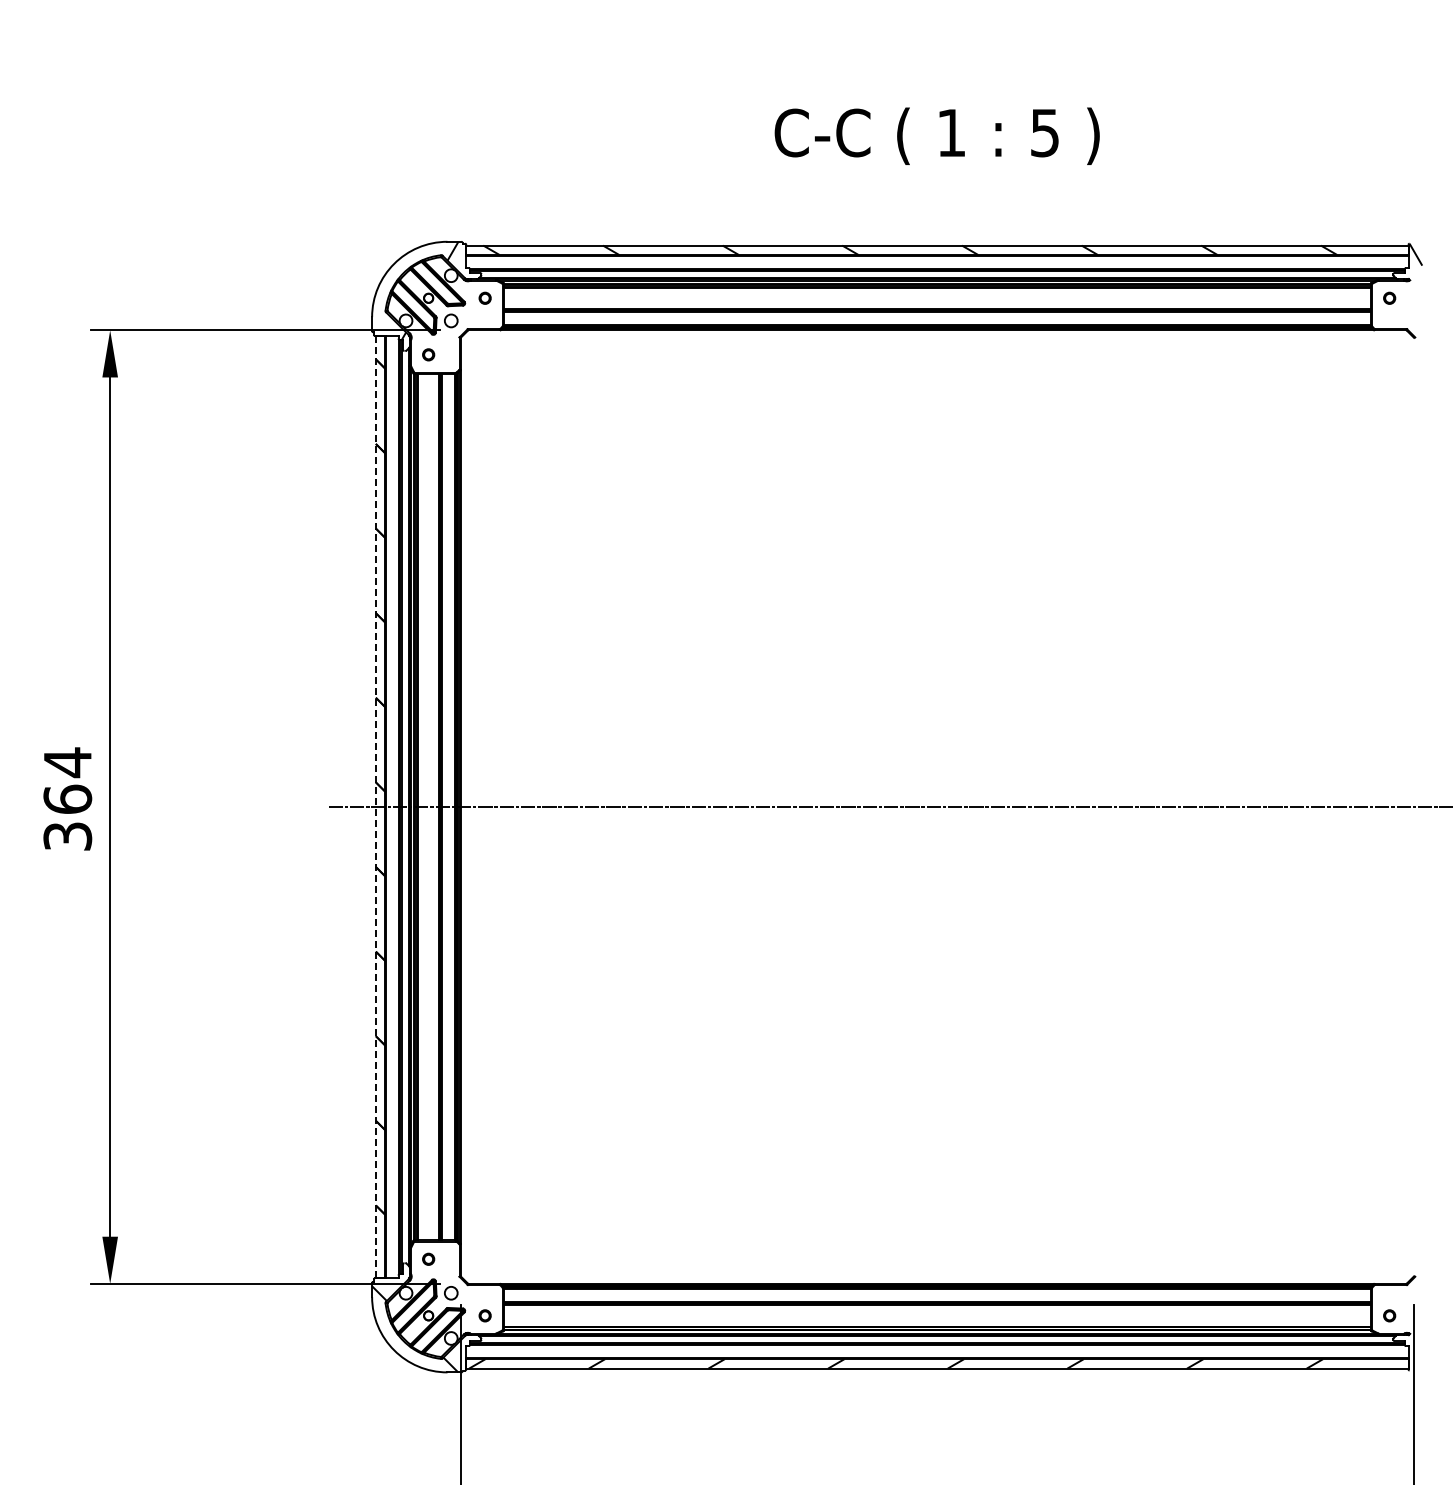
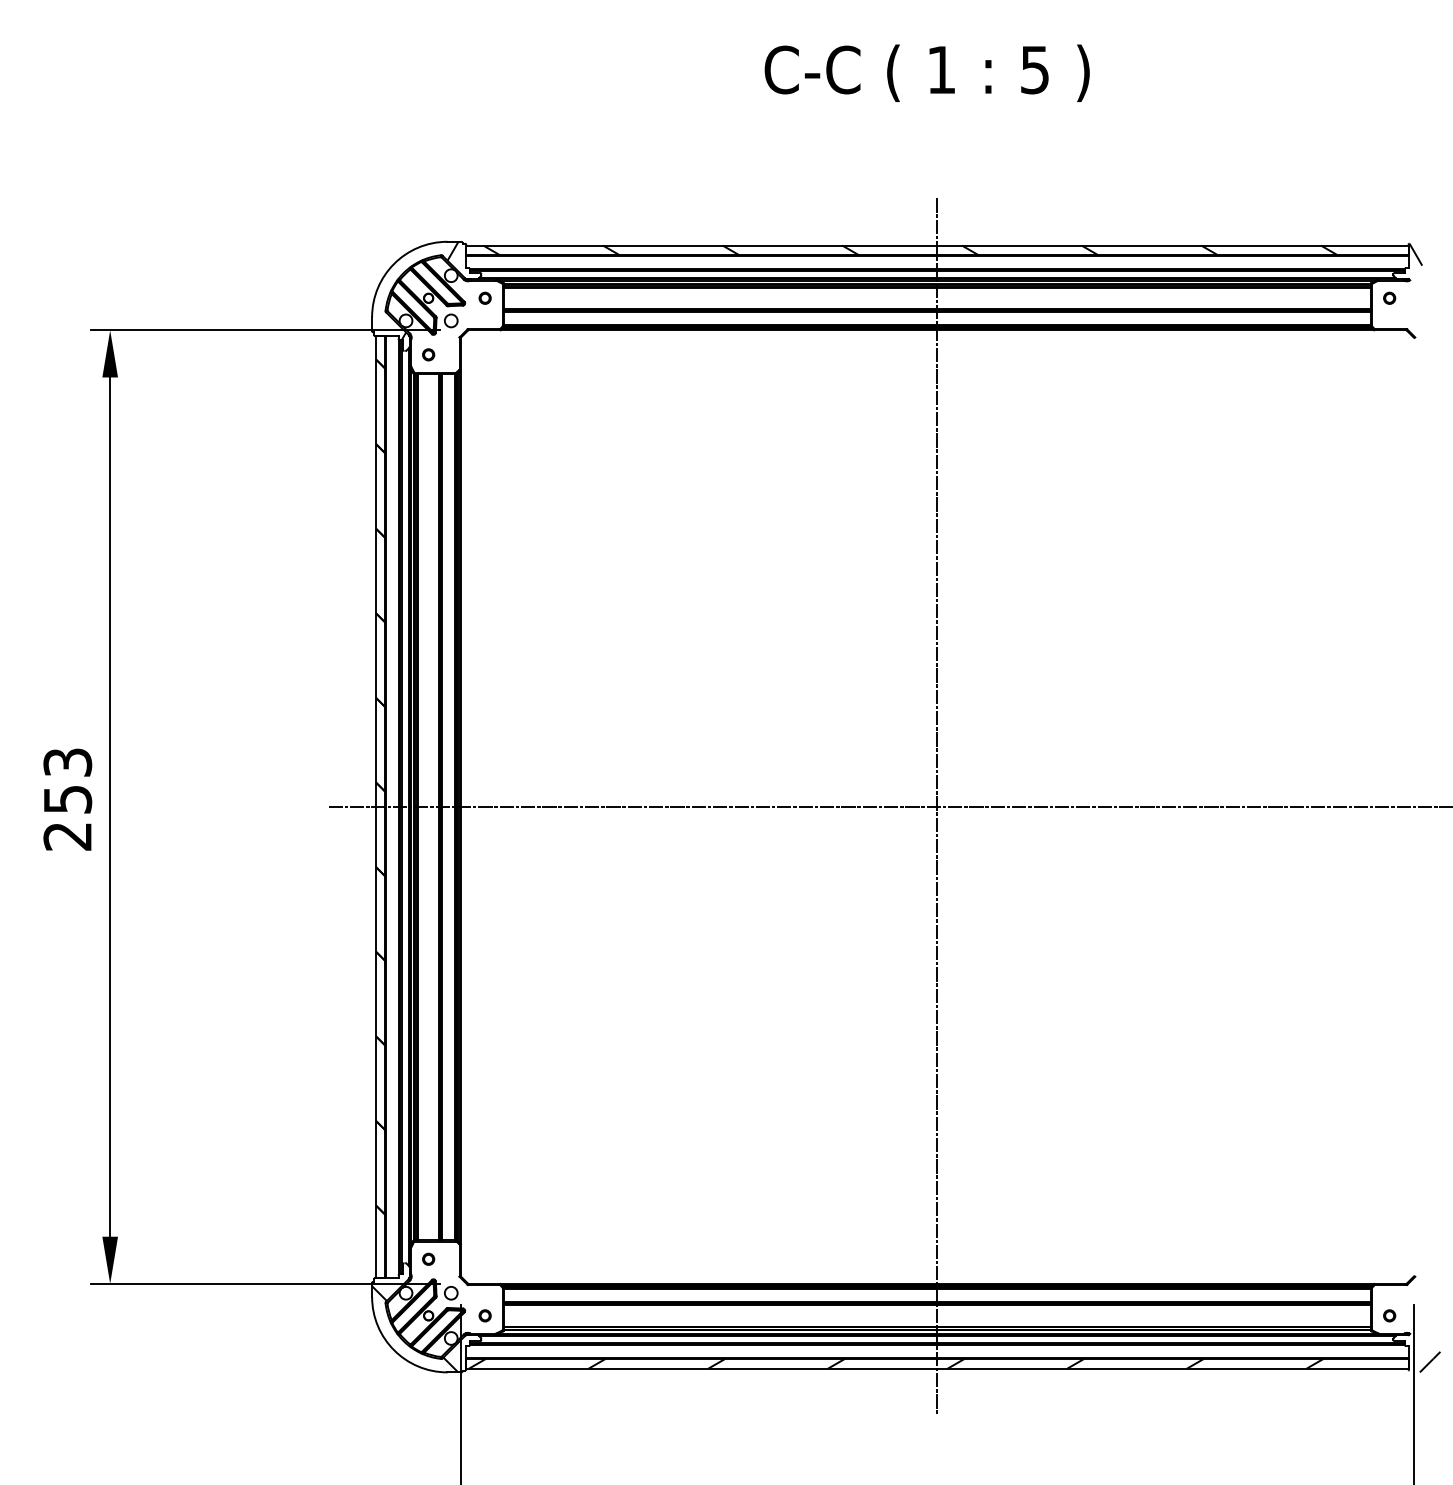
text position: (936, 135) -> (926, 72) (926, 72)
text: 364 -> 253 (67, 798)
line: none -> present (937, 806)
line: dashed -> solid (375, 807)
hatch: none -> present (1429, 1361)
